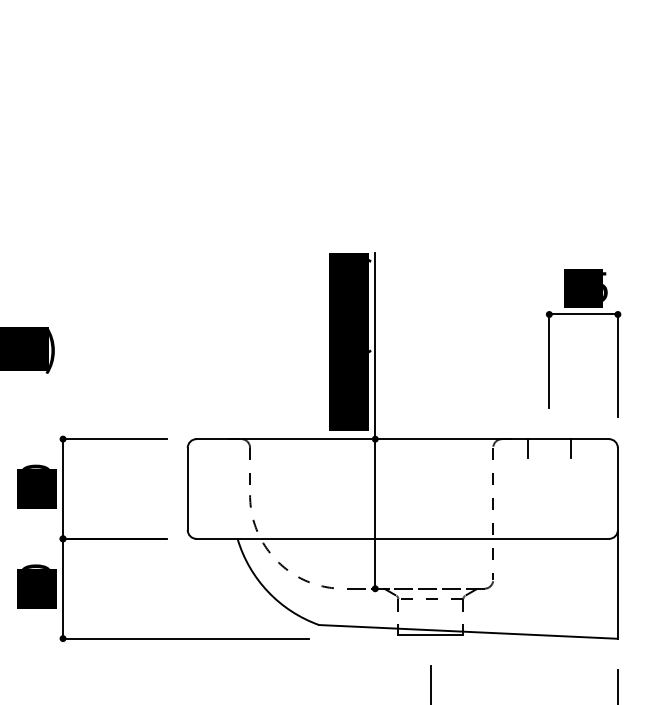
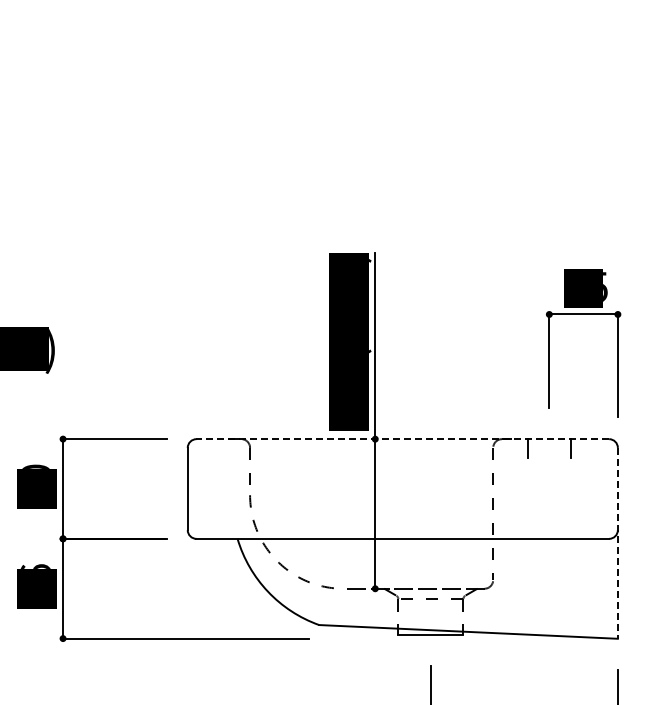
line: solid -> dashed (402, 439)
line: solid -> dashed (617, 543)
text: 80 -> 86 (35, 566)
